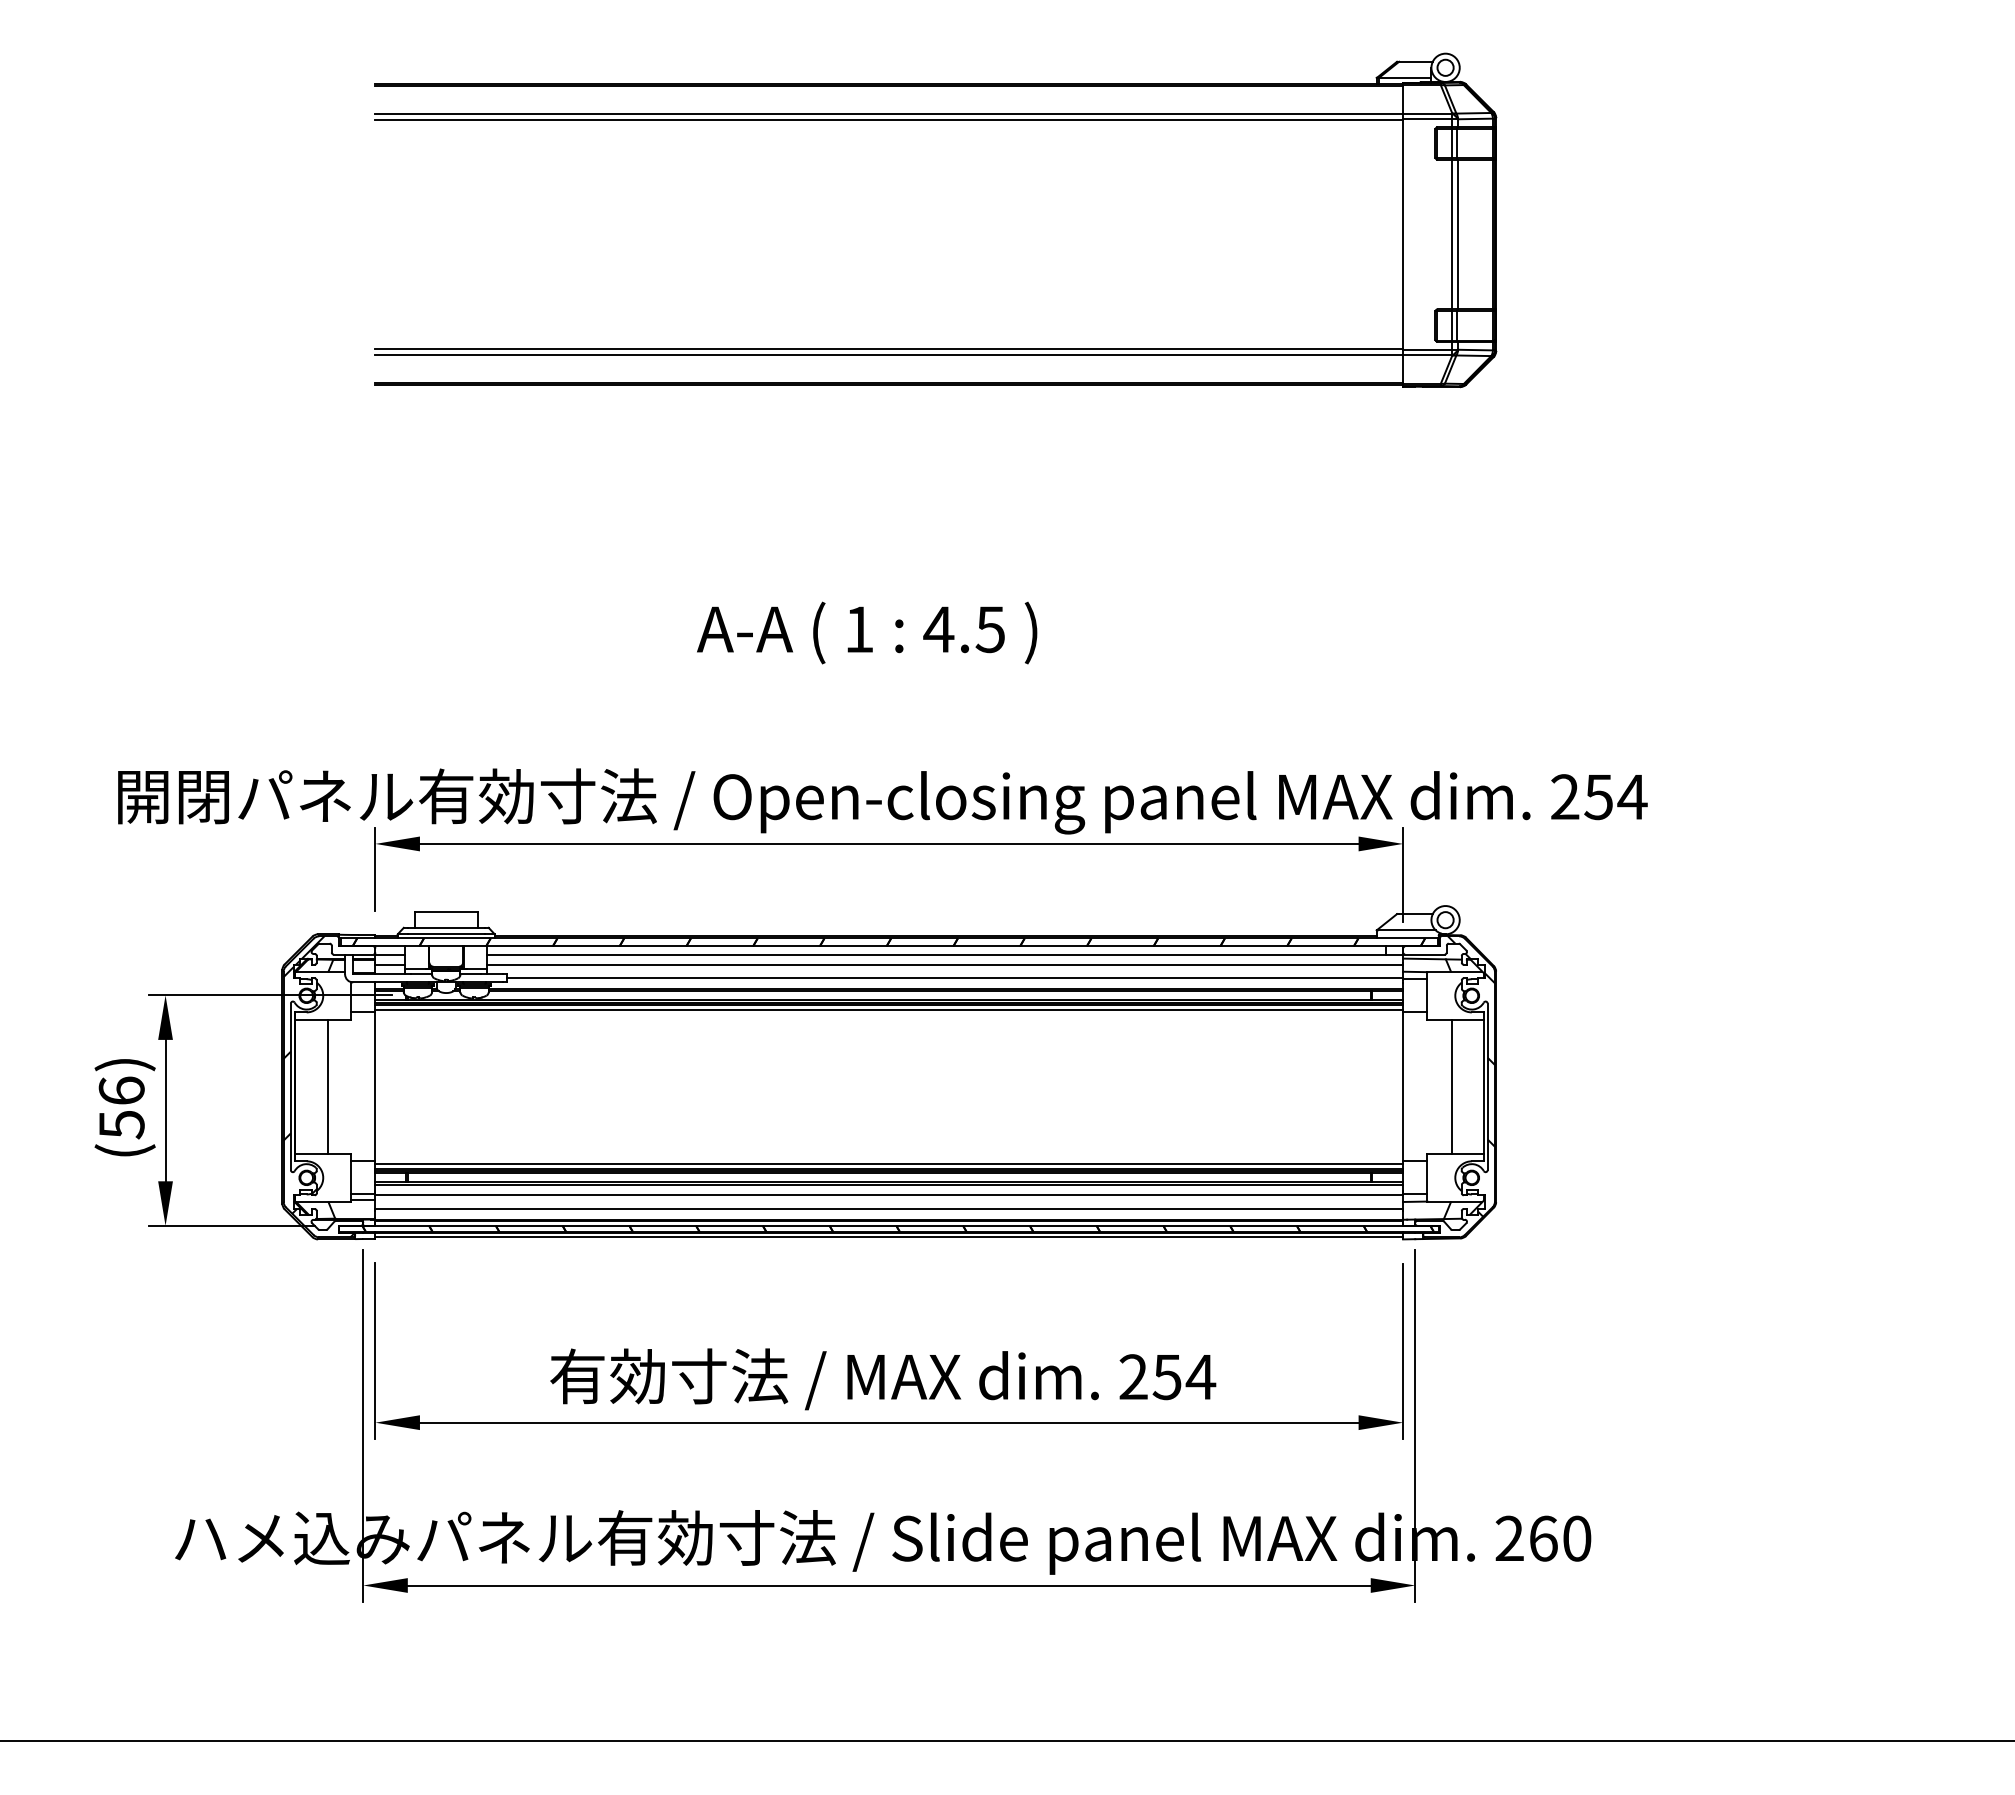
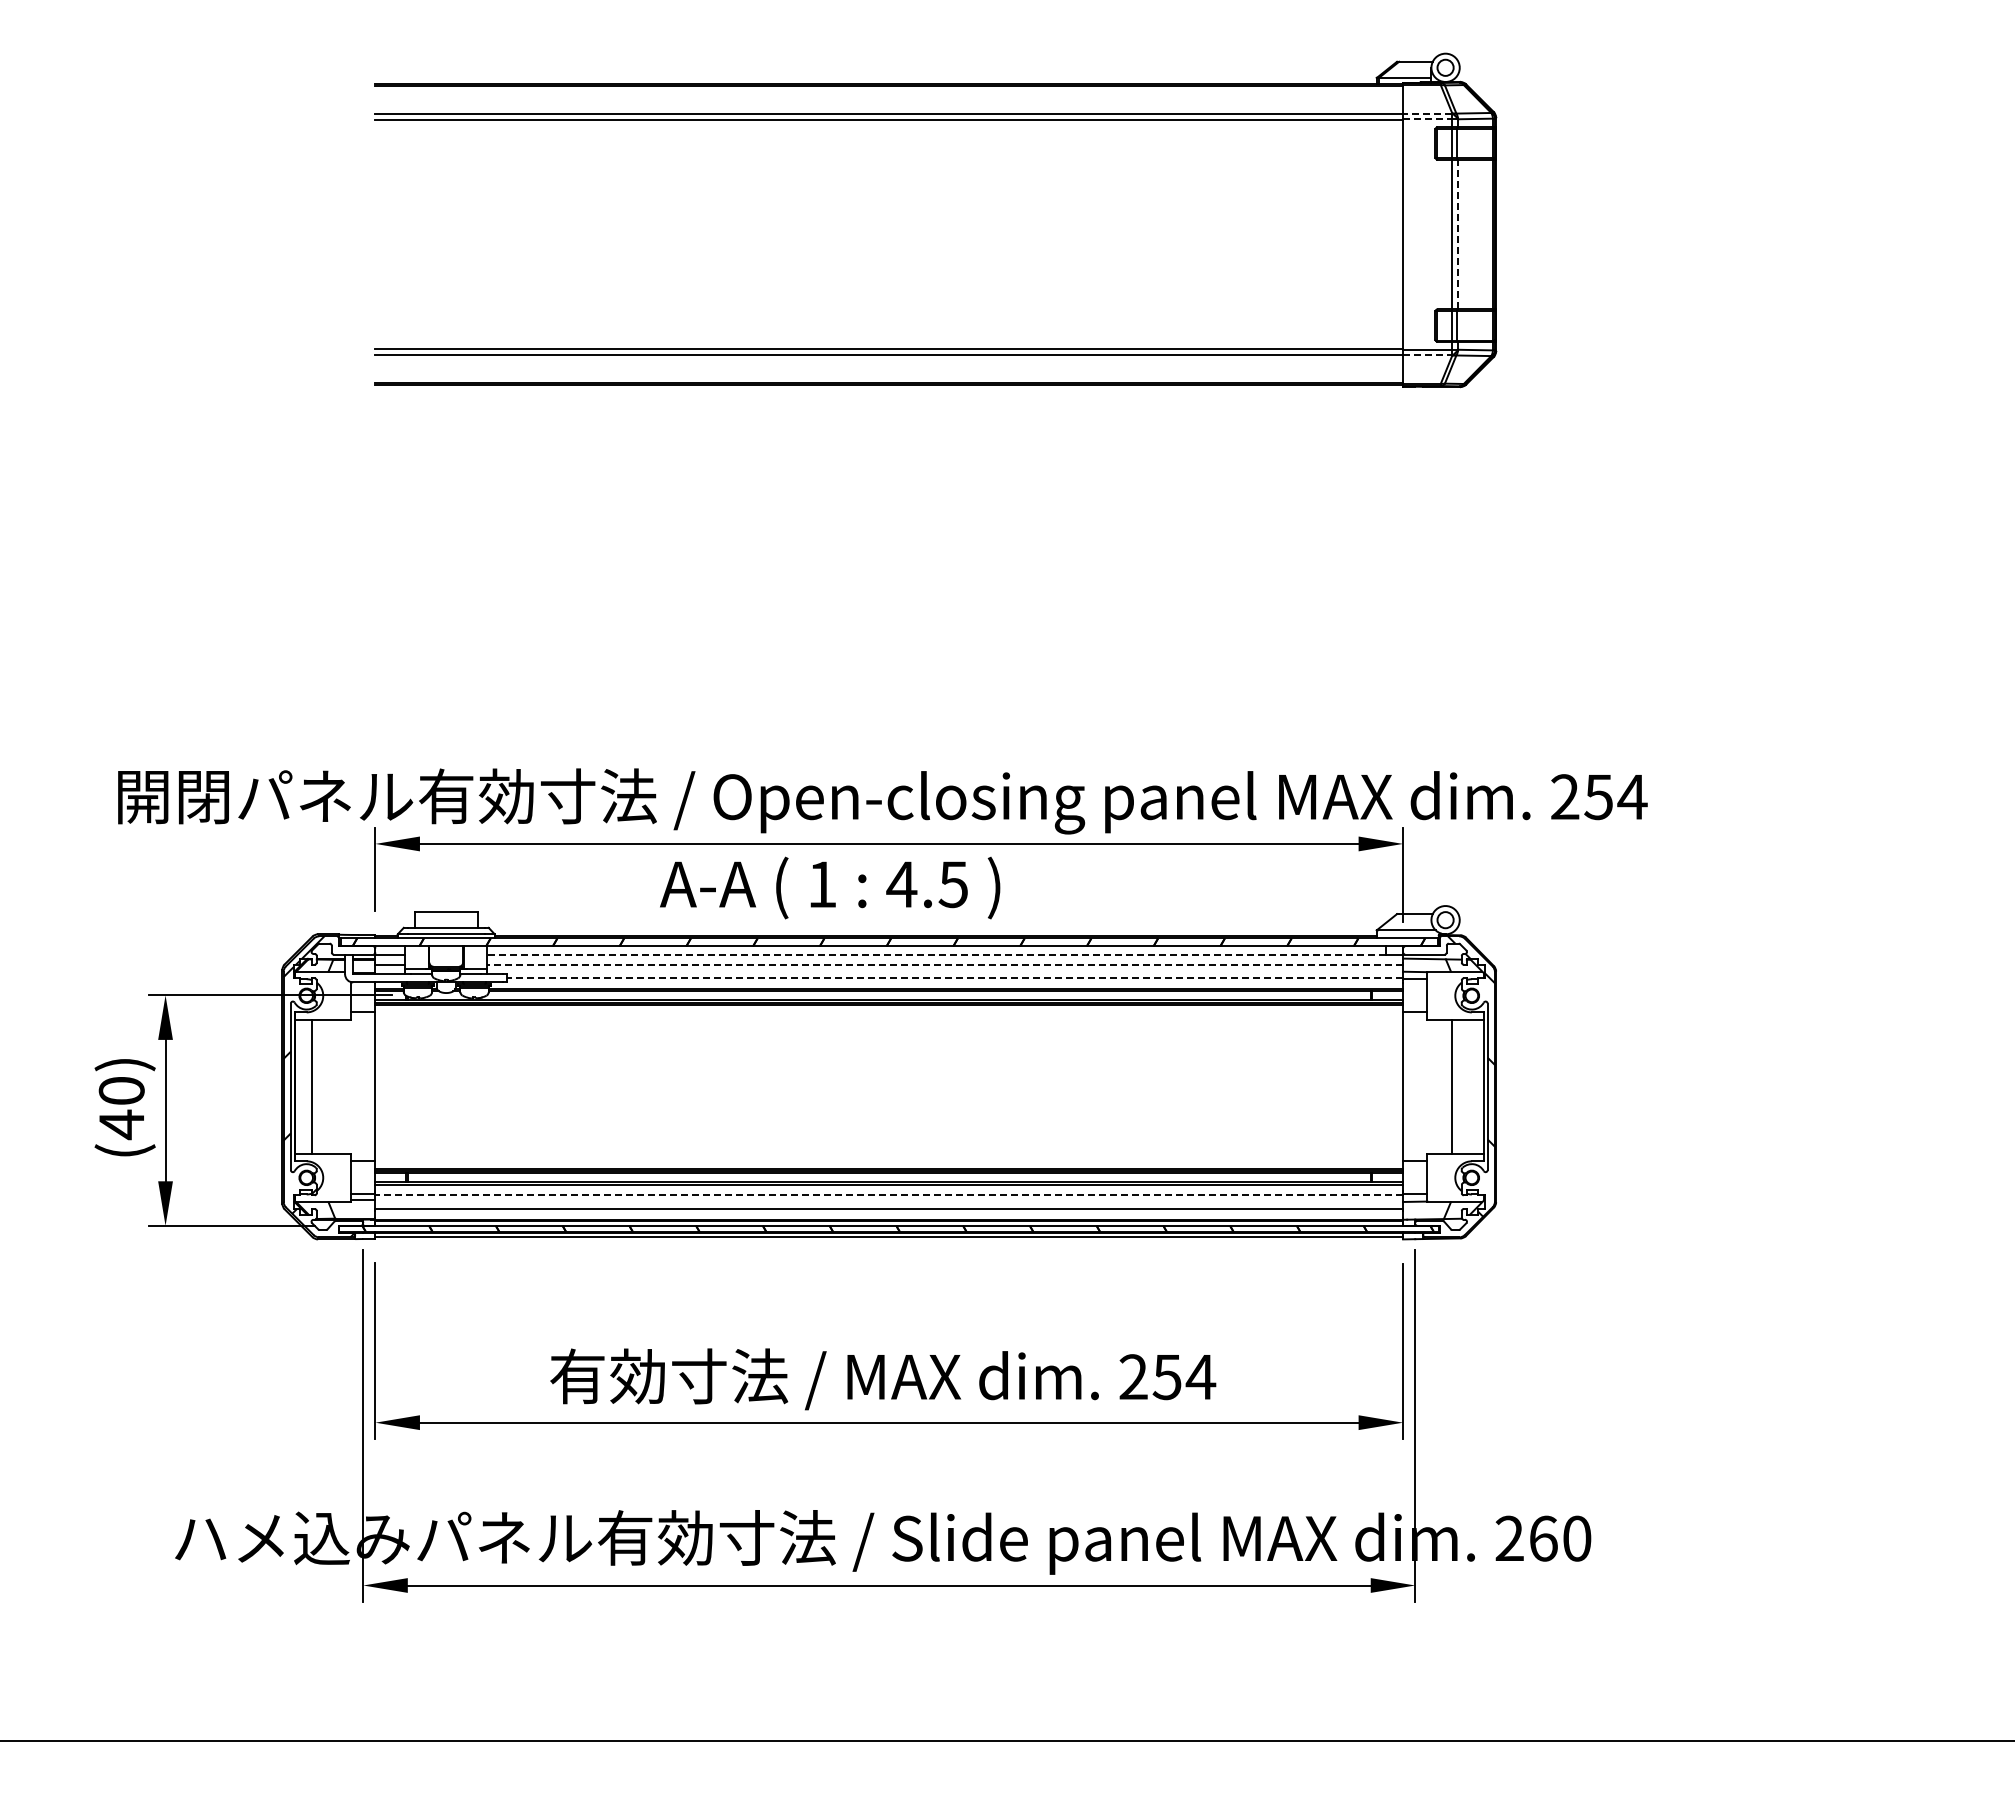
line: solid -> dashed (1427, 113)
line: solid -> dashed (1427, 119)
line: solid -> dashed (1458, 234)
line: solid -> dashed (1427, 355)
text position: (867, 632) -> (830, 887) (830, 887)
line: solid -> dashed (936, 954)
line: solid -> dashed (945, 964)
line: solid -> dashed (954, 978)
line: present -> none (889, 1009)
line position: (327, 1086) -> (311, 1086) (311, 1086)
text: (56) -> (40) (121, 1108)
line: present -> none (889, 1164)
line: solid -> dashed (889, 1195)
